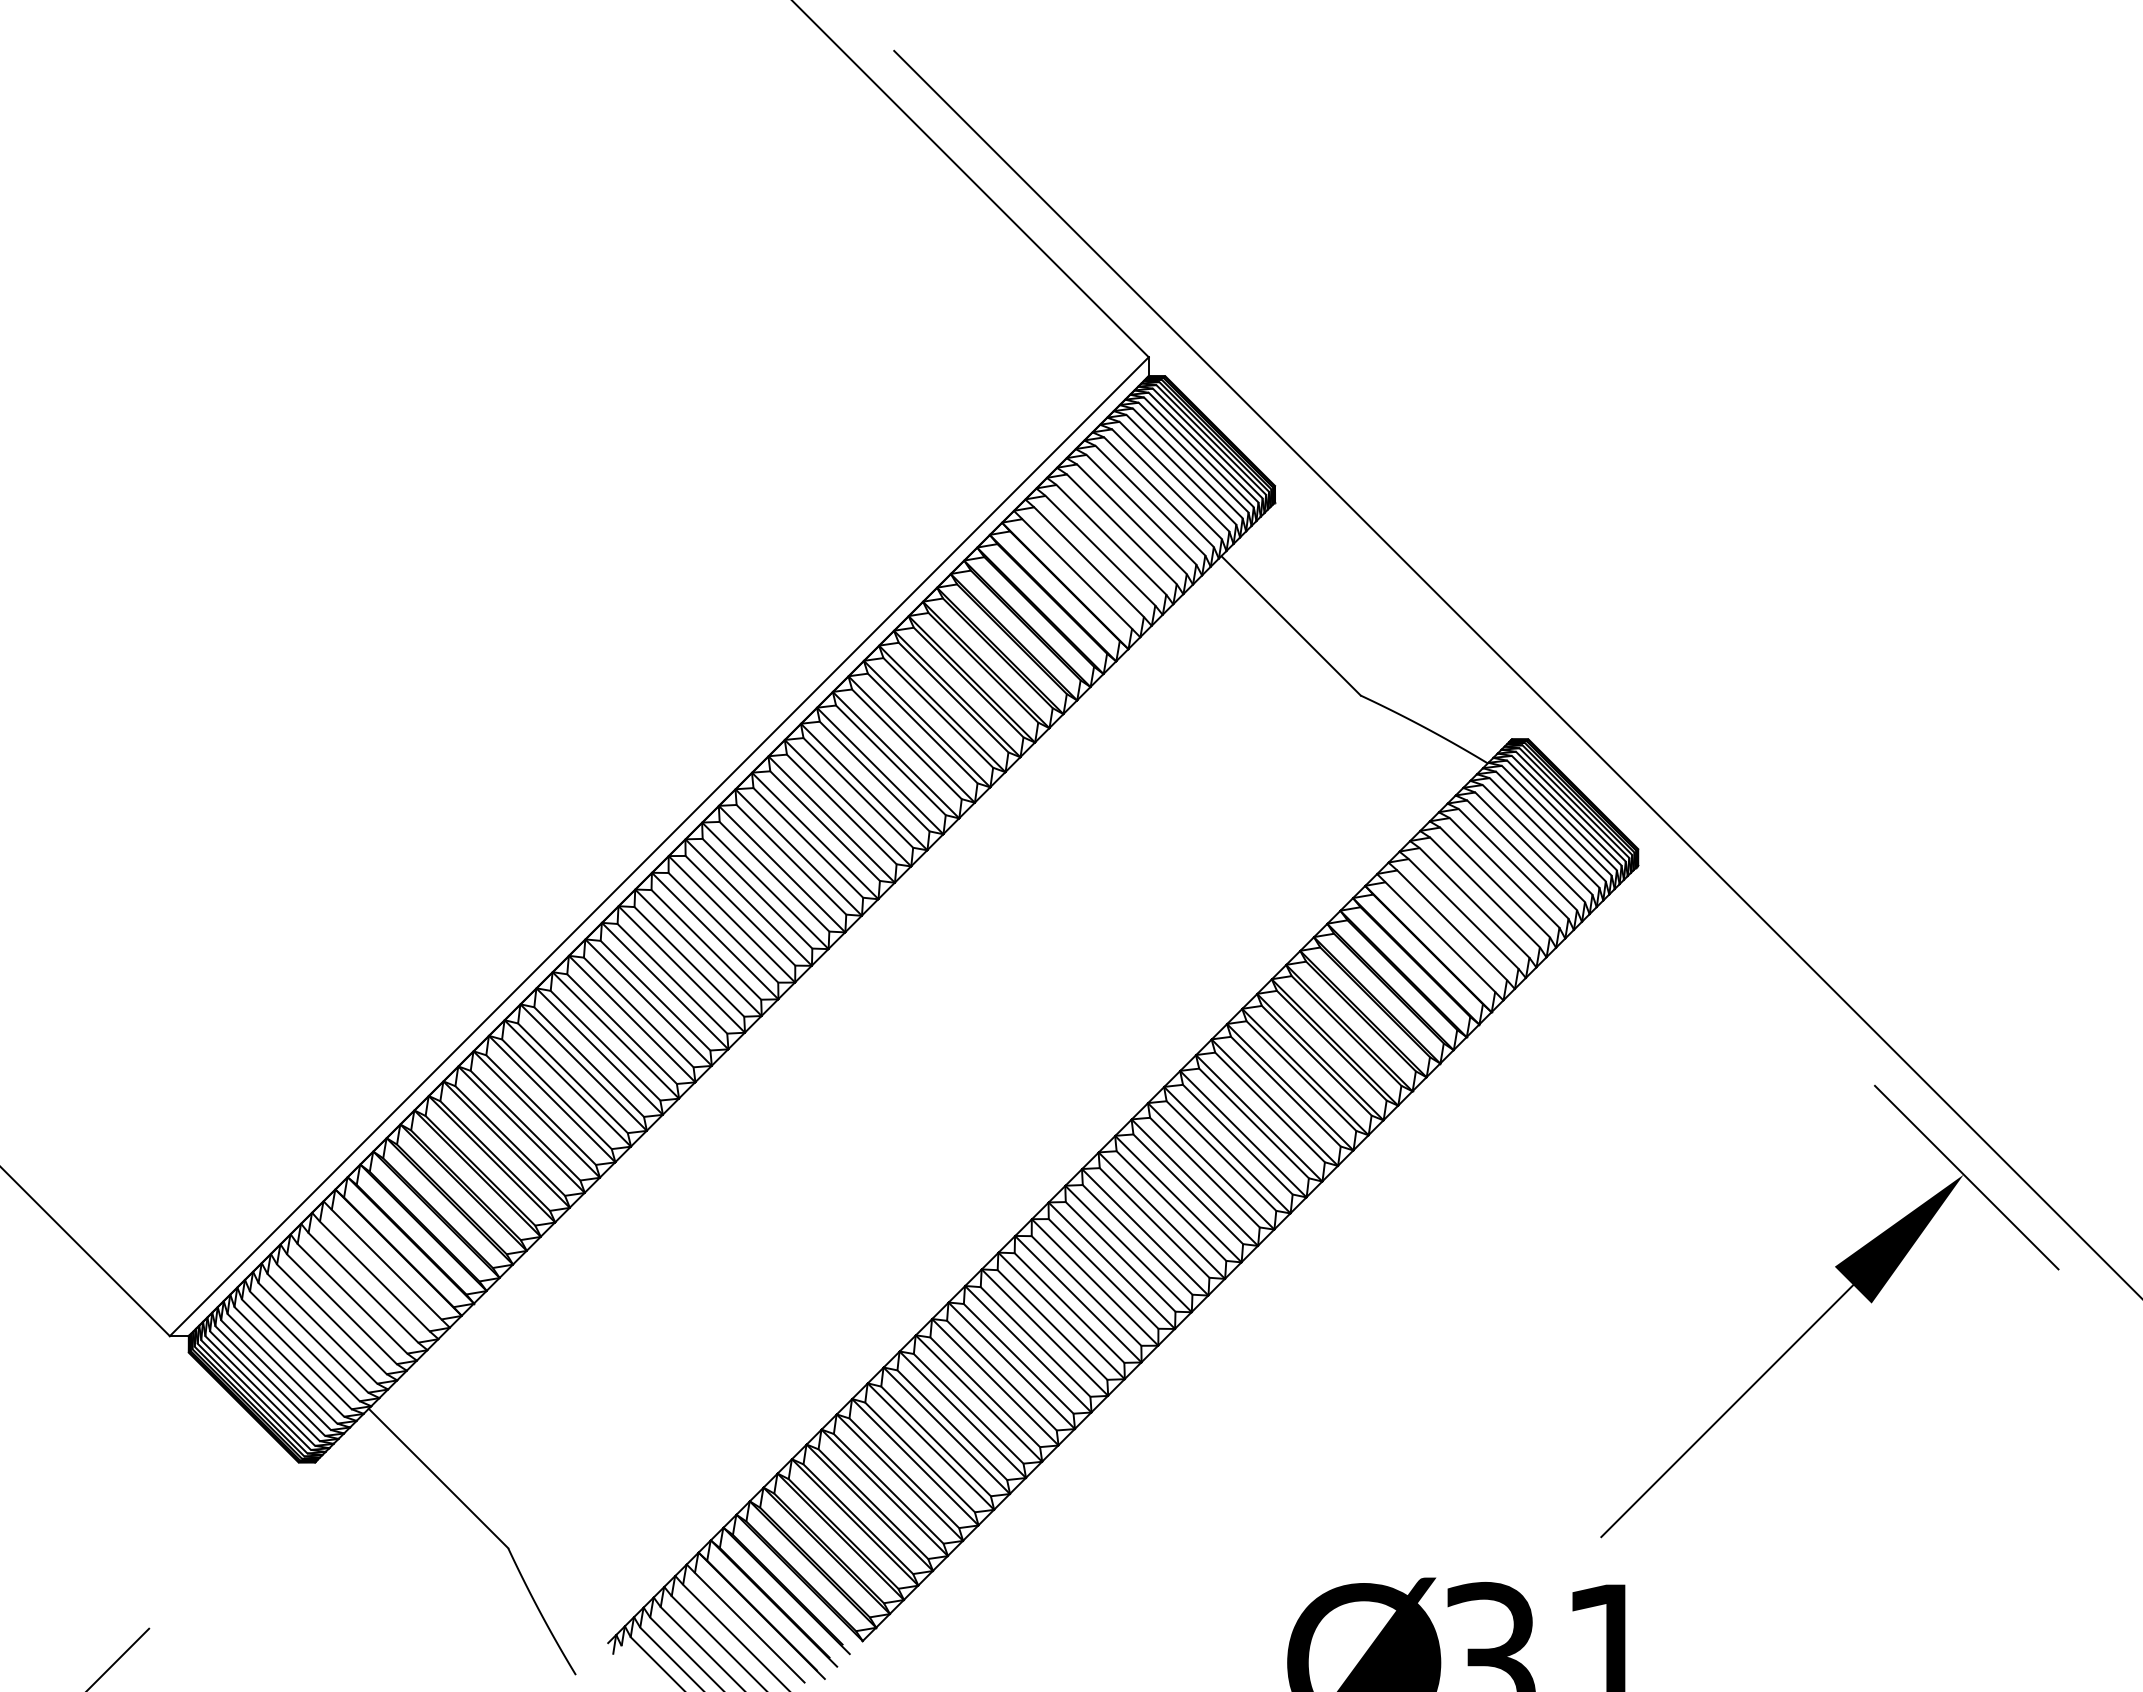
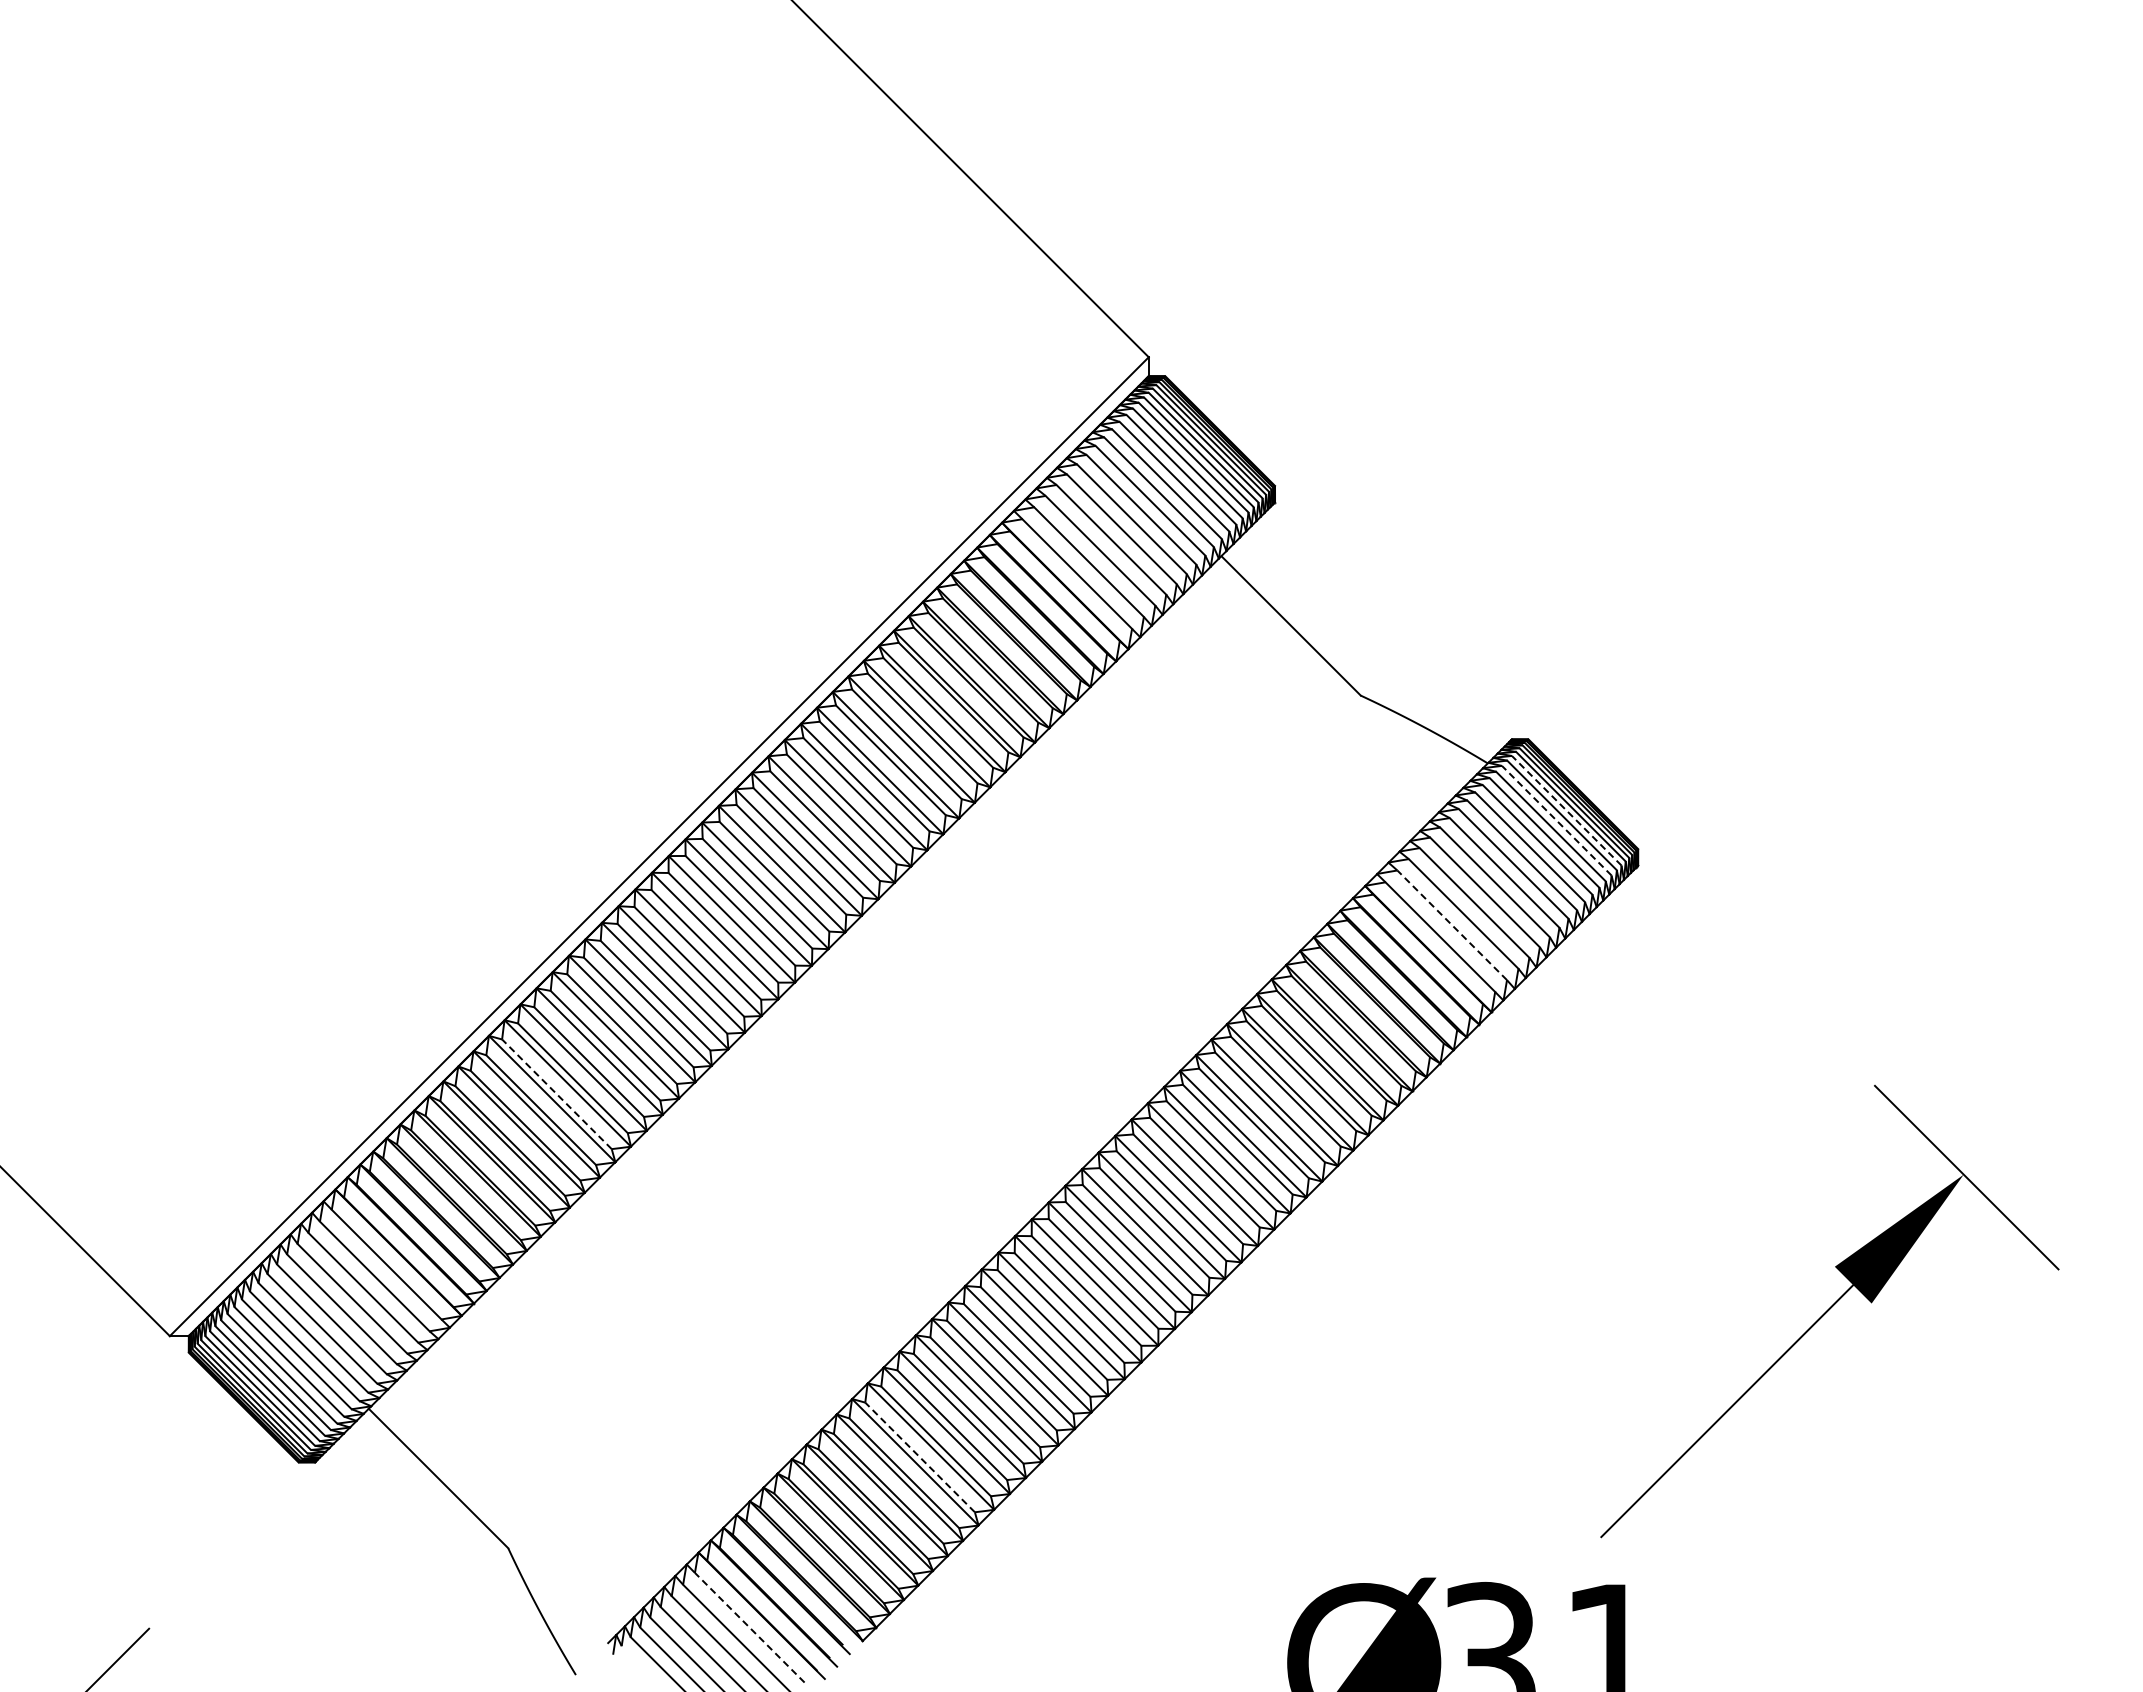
line: present -> none (1516, 673)
line: solid -> dashed (1566, 810)
line: solid -> dashed (1556, 820)
line: solid -> dashed (1452, 925)
line: solid -> dashed (556, 1094)
line: solid -> dashed (920, 1457)
line: solid -> dashed (749, 1627)
